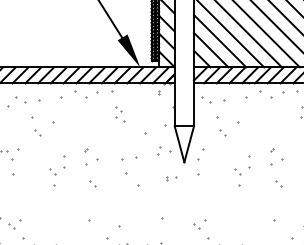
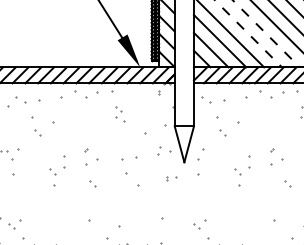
line: solid -> dashed (248, 34)
line: solid -> dashed (266, 34)
part position: (278, 183) -> (287, 183) (287, 183)
